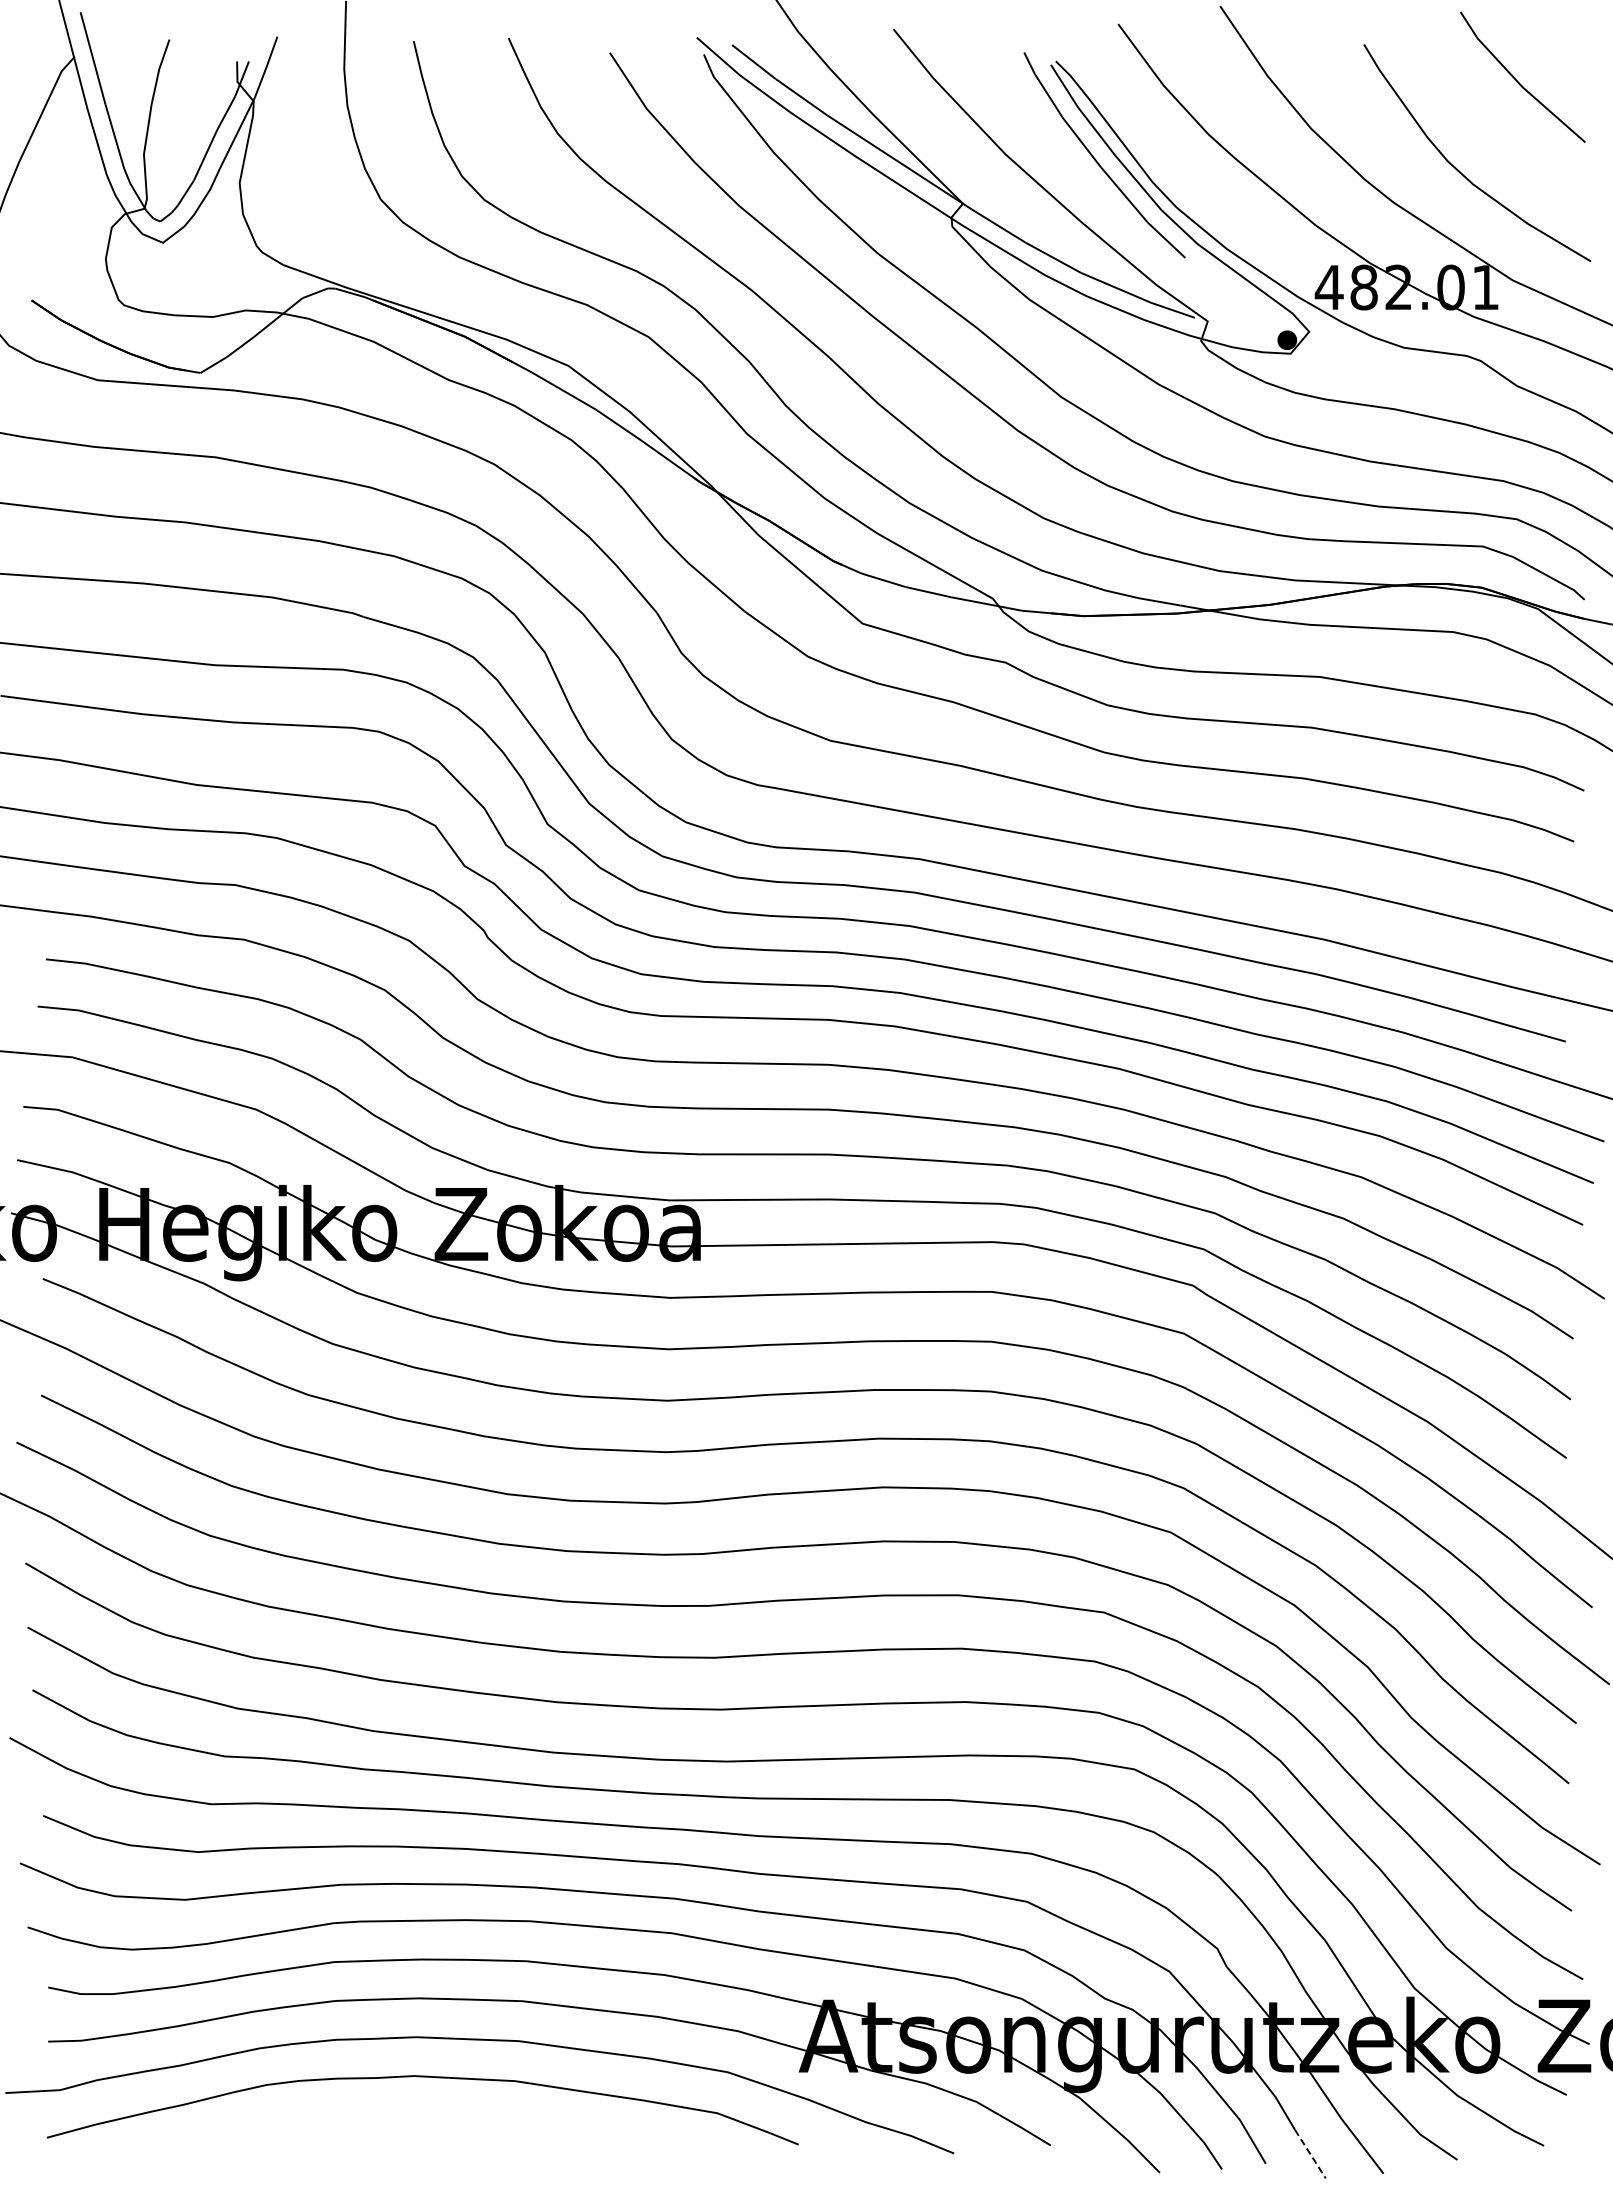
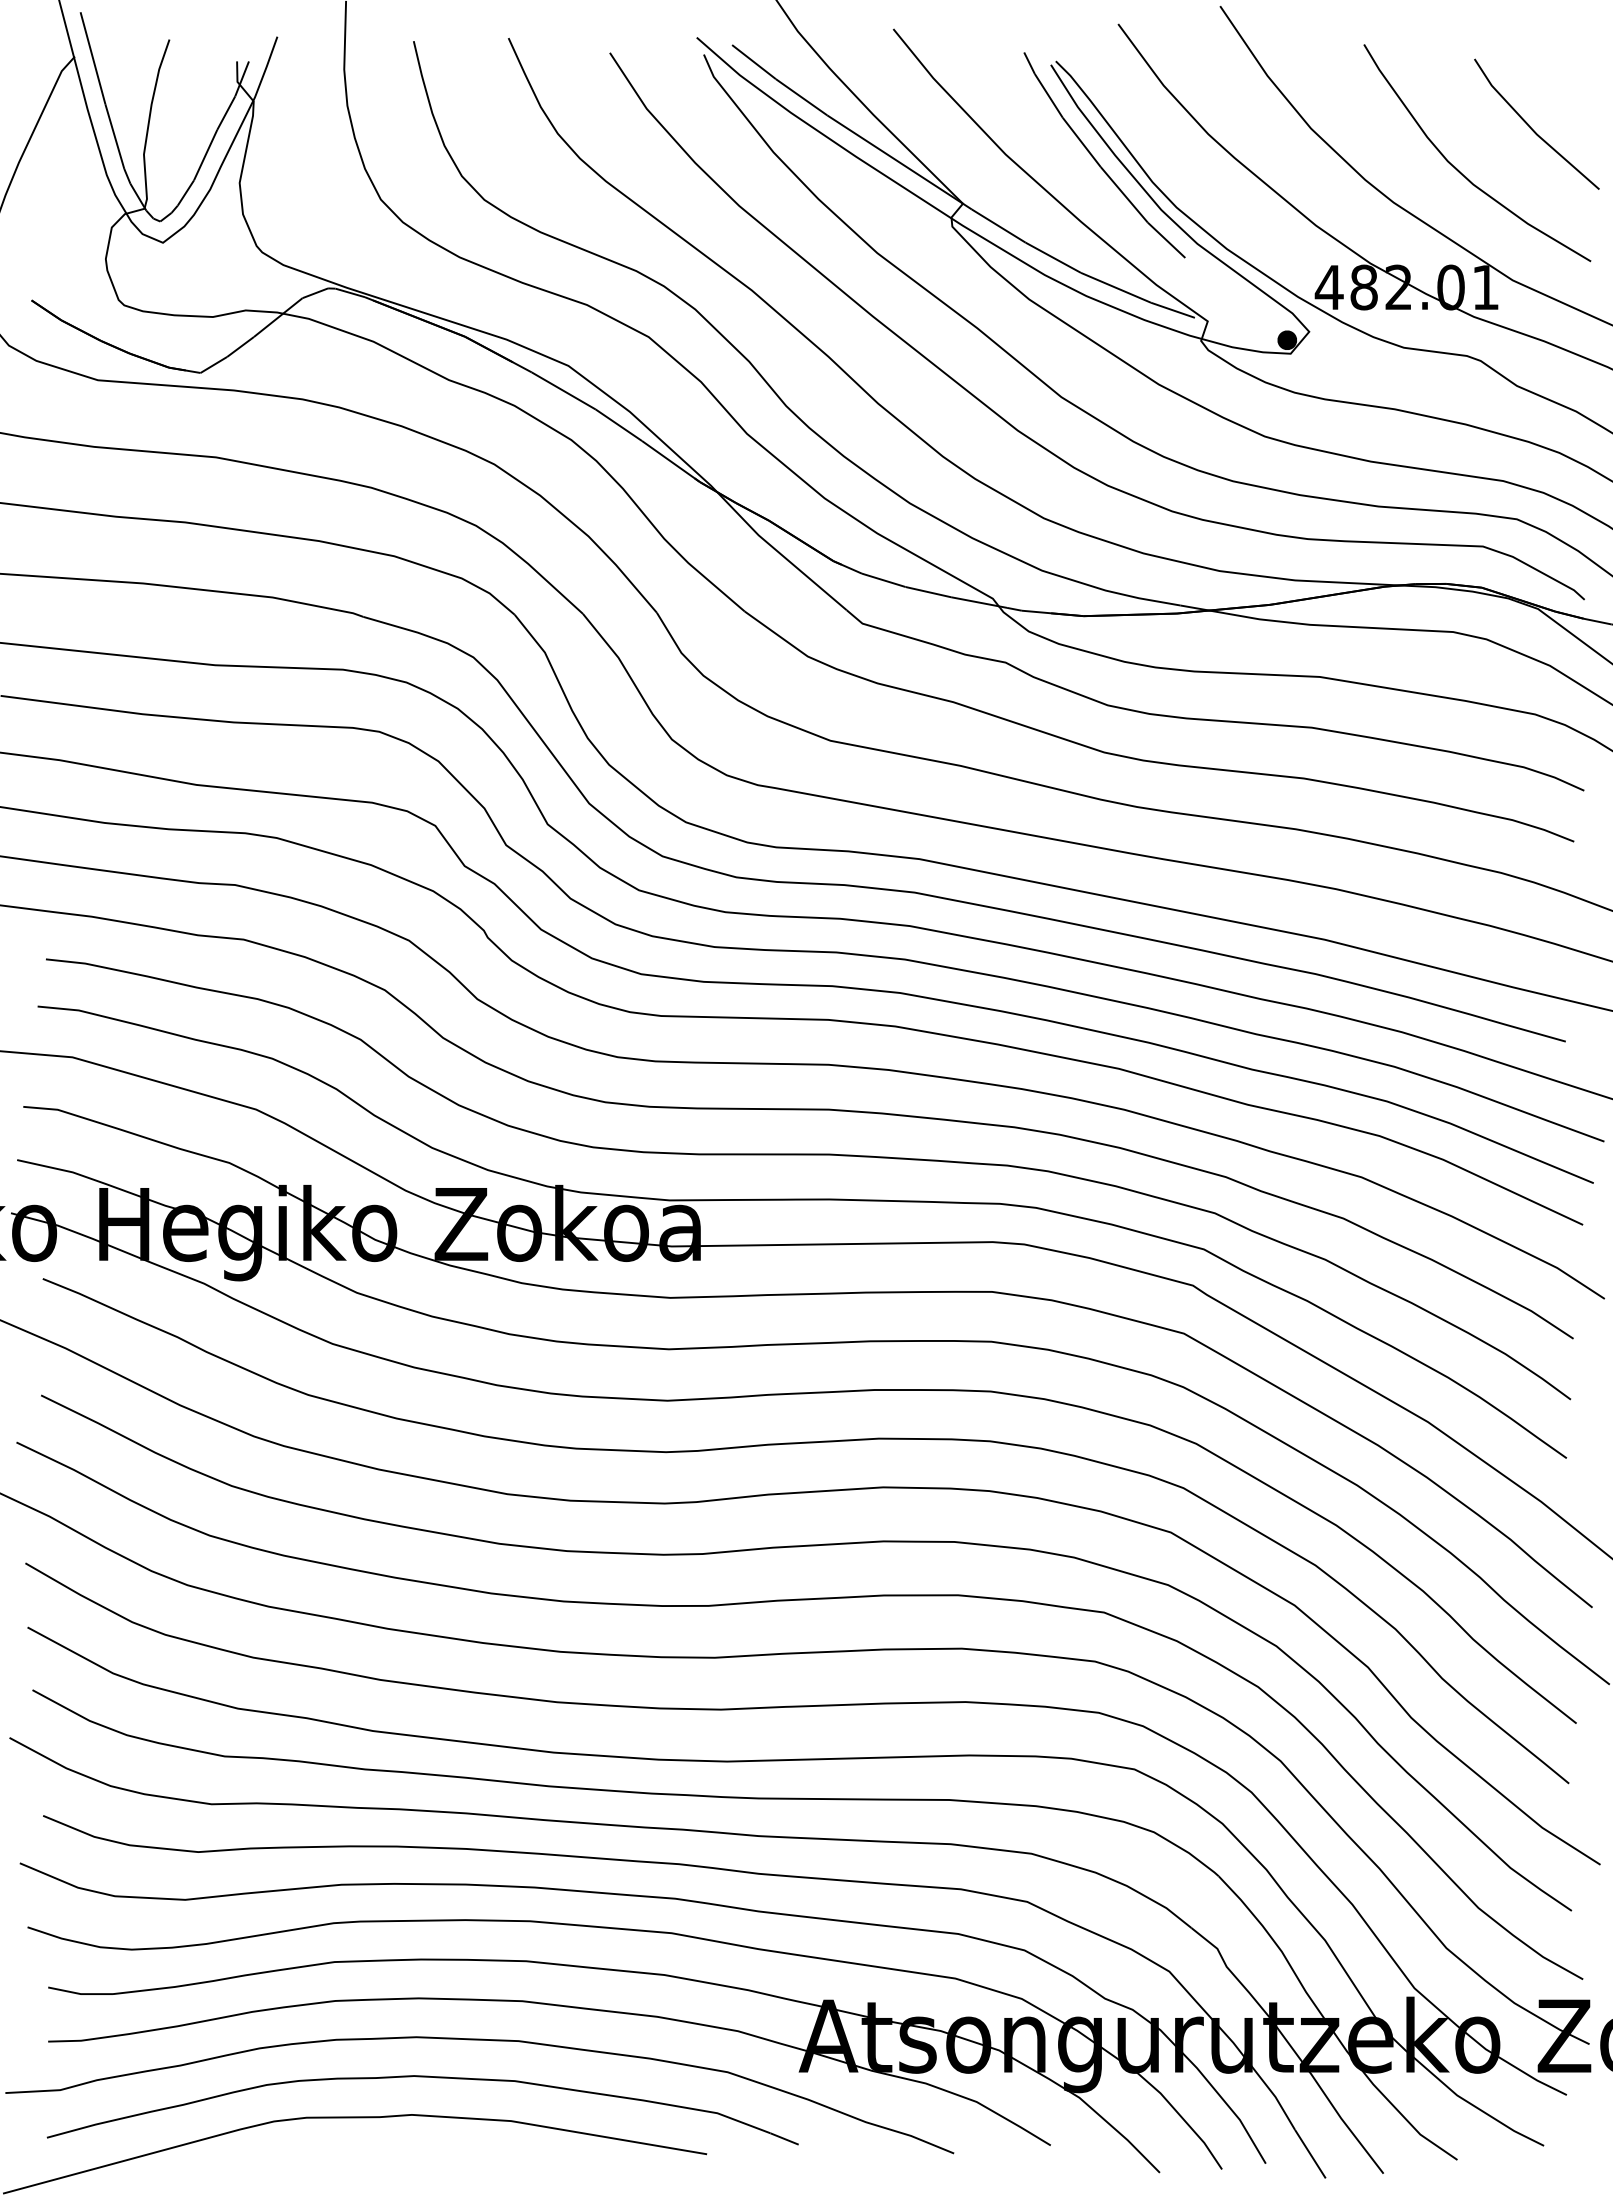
line position: (1517, 80) -> (1531, 127) (1531, 127)
curve: none -> present (355, 2118)
line: dashed -> solid (1310, 2154)
